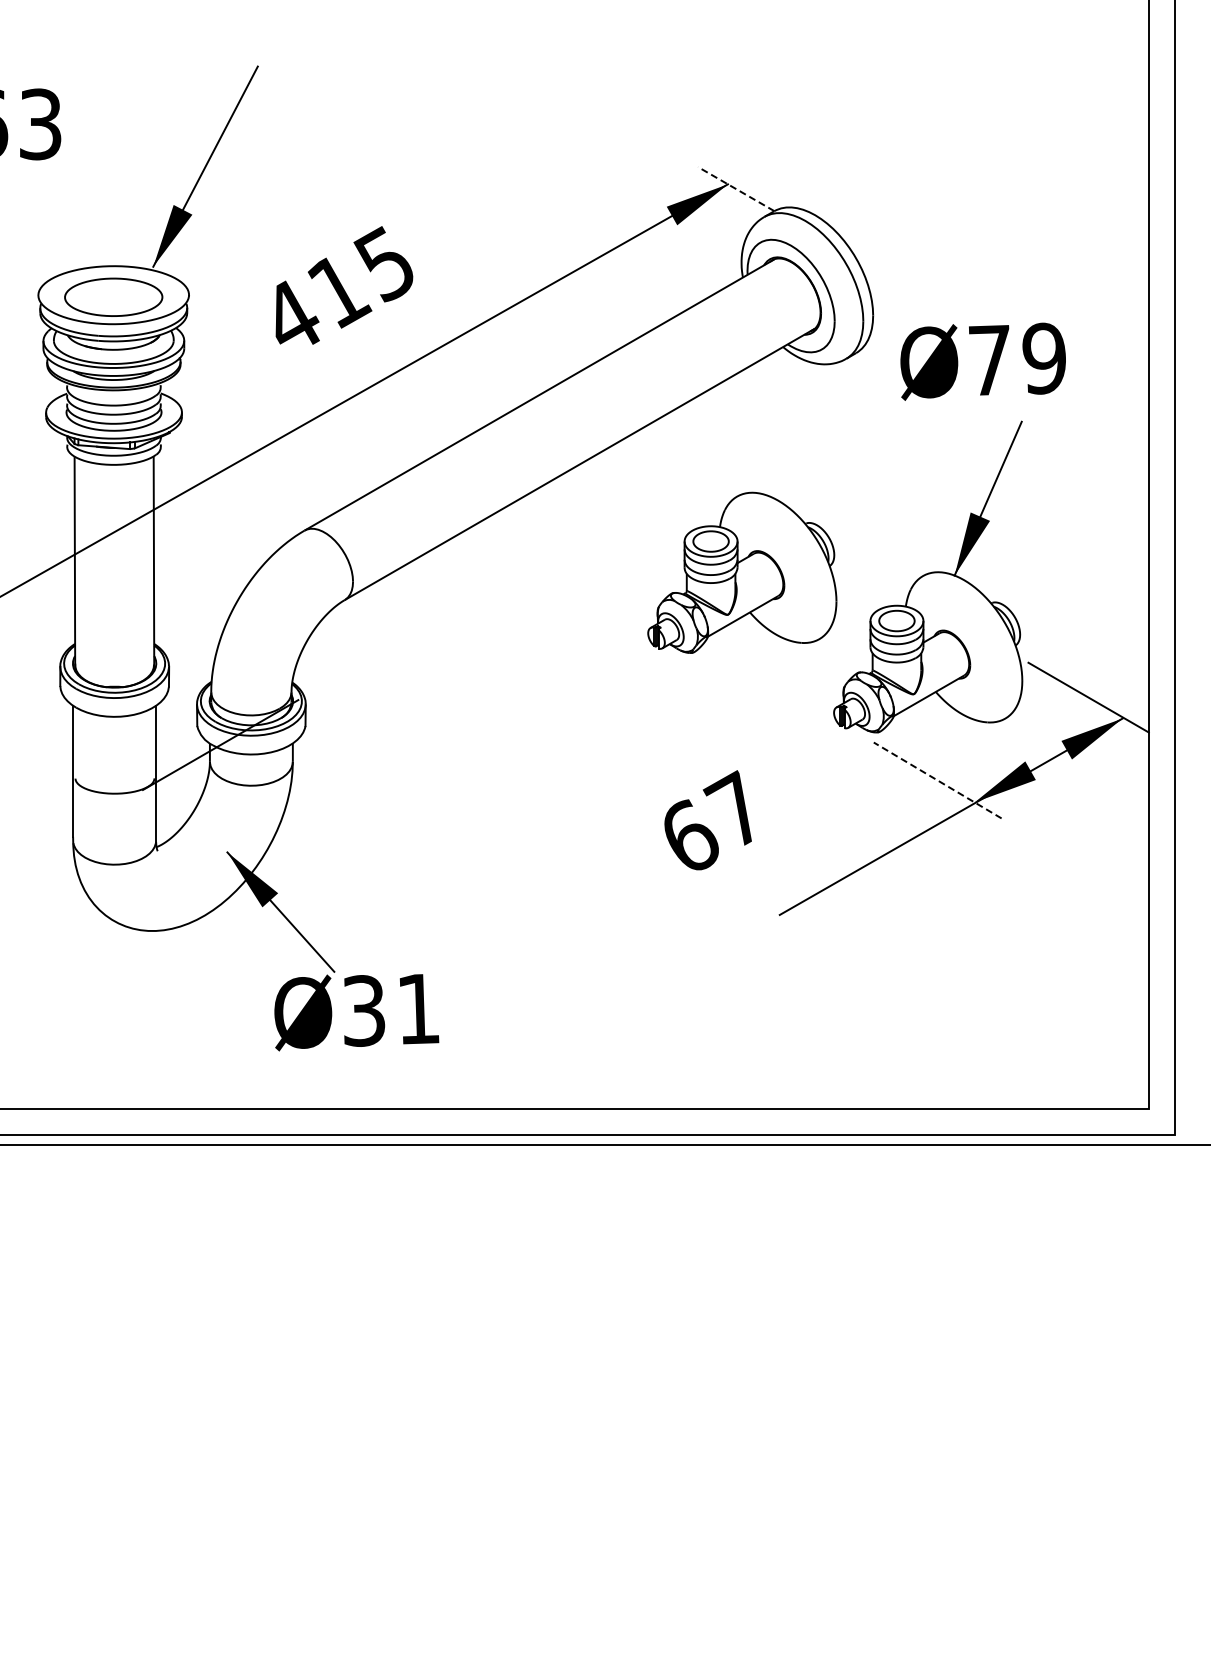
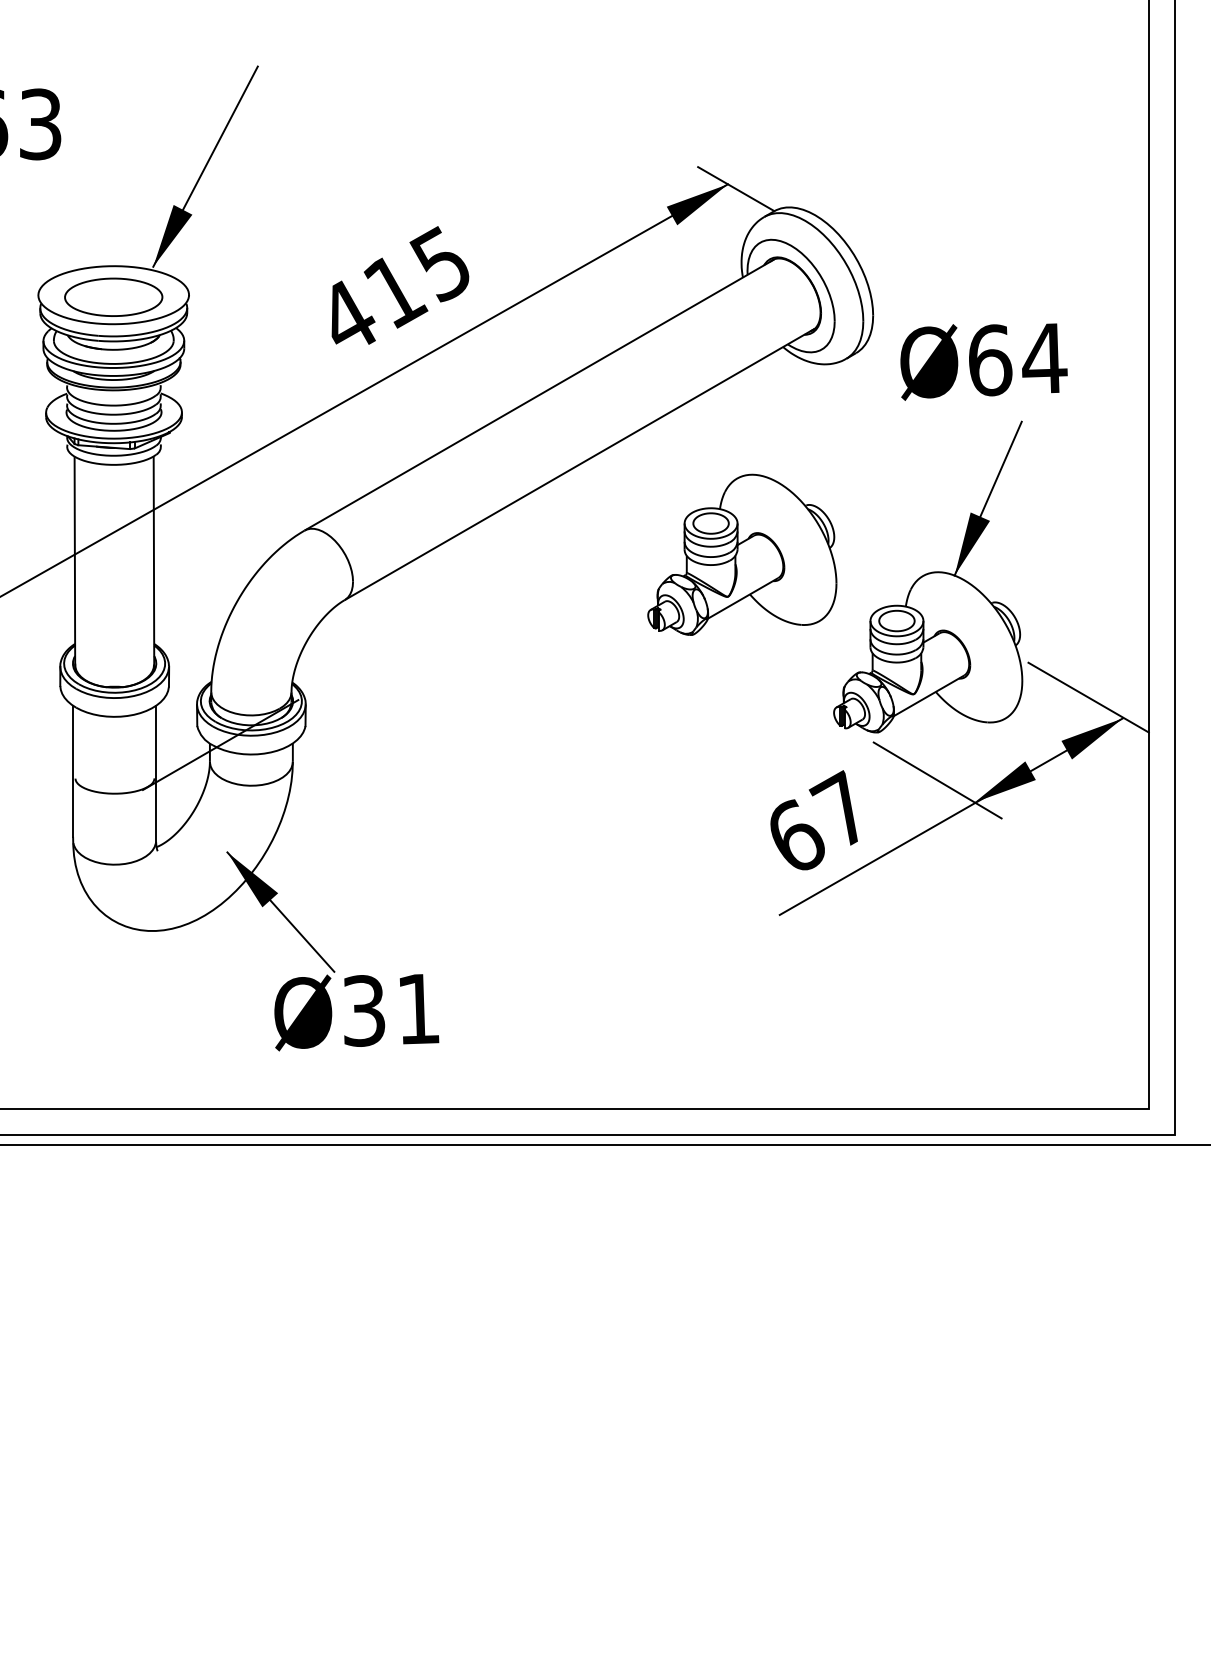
line: dashed -> solid (735, 188)
text position: (344, 285) -> (400, 285) (400, 285)
text: Ø79 -> Ø64 (1018, 359)
part position: (742, 572) -> (742, 554) (742, 554)
line: dashed -> solid (937, 780)
text position: (707, 820) -> (813, 820) (813, 820)
